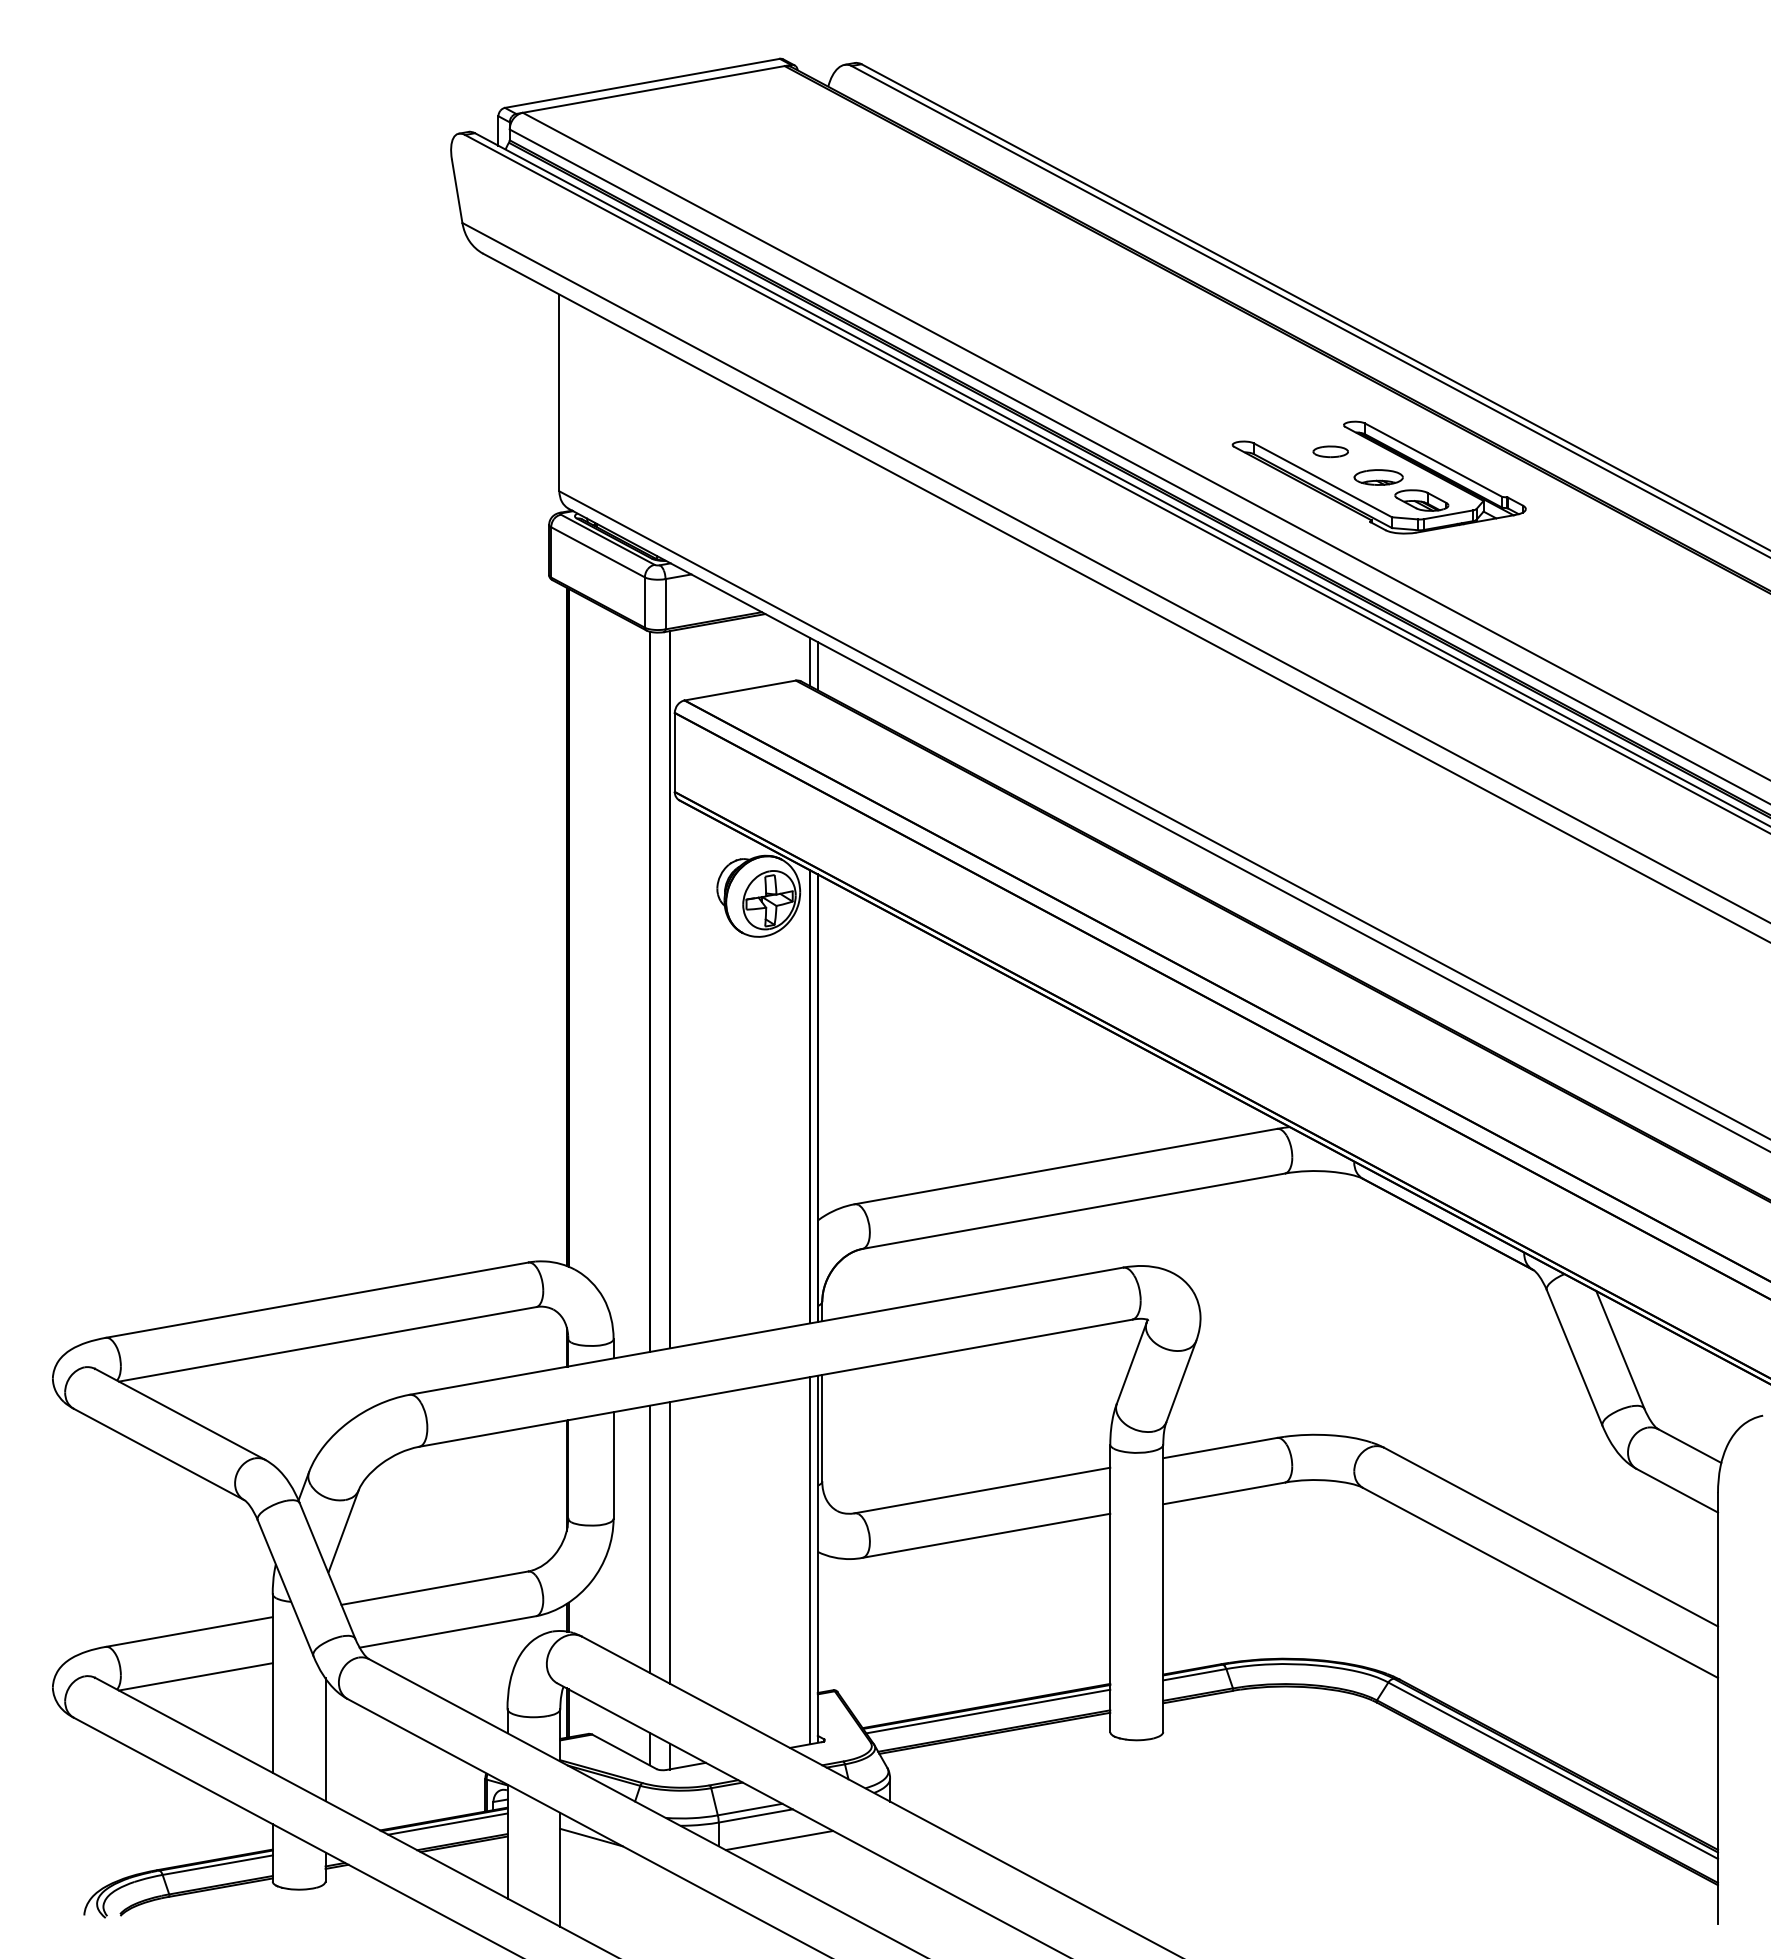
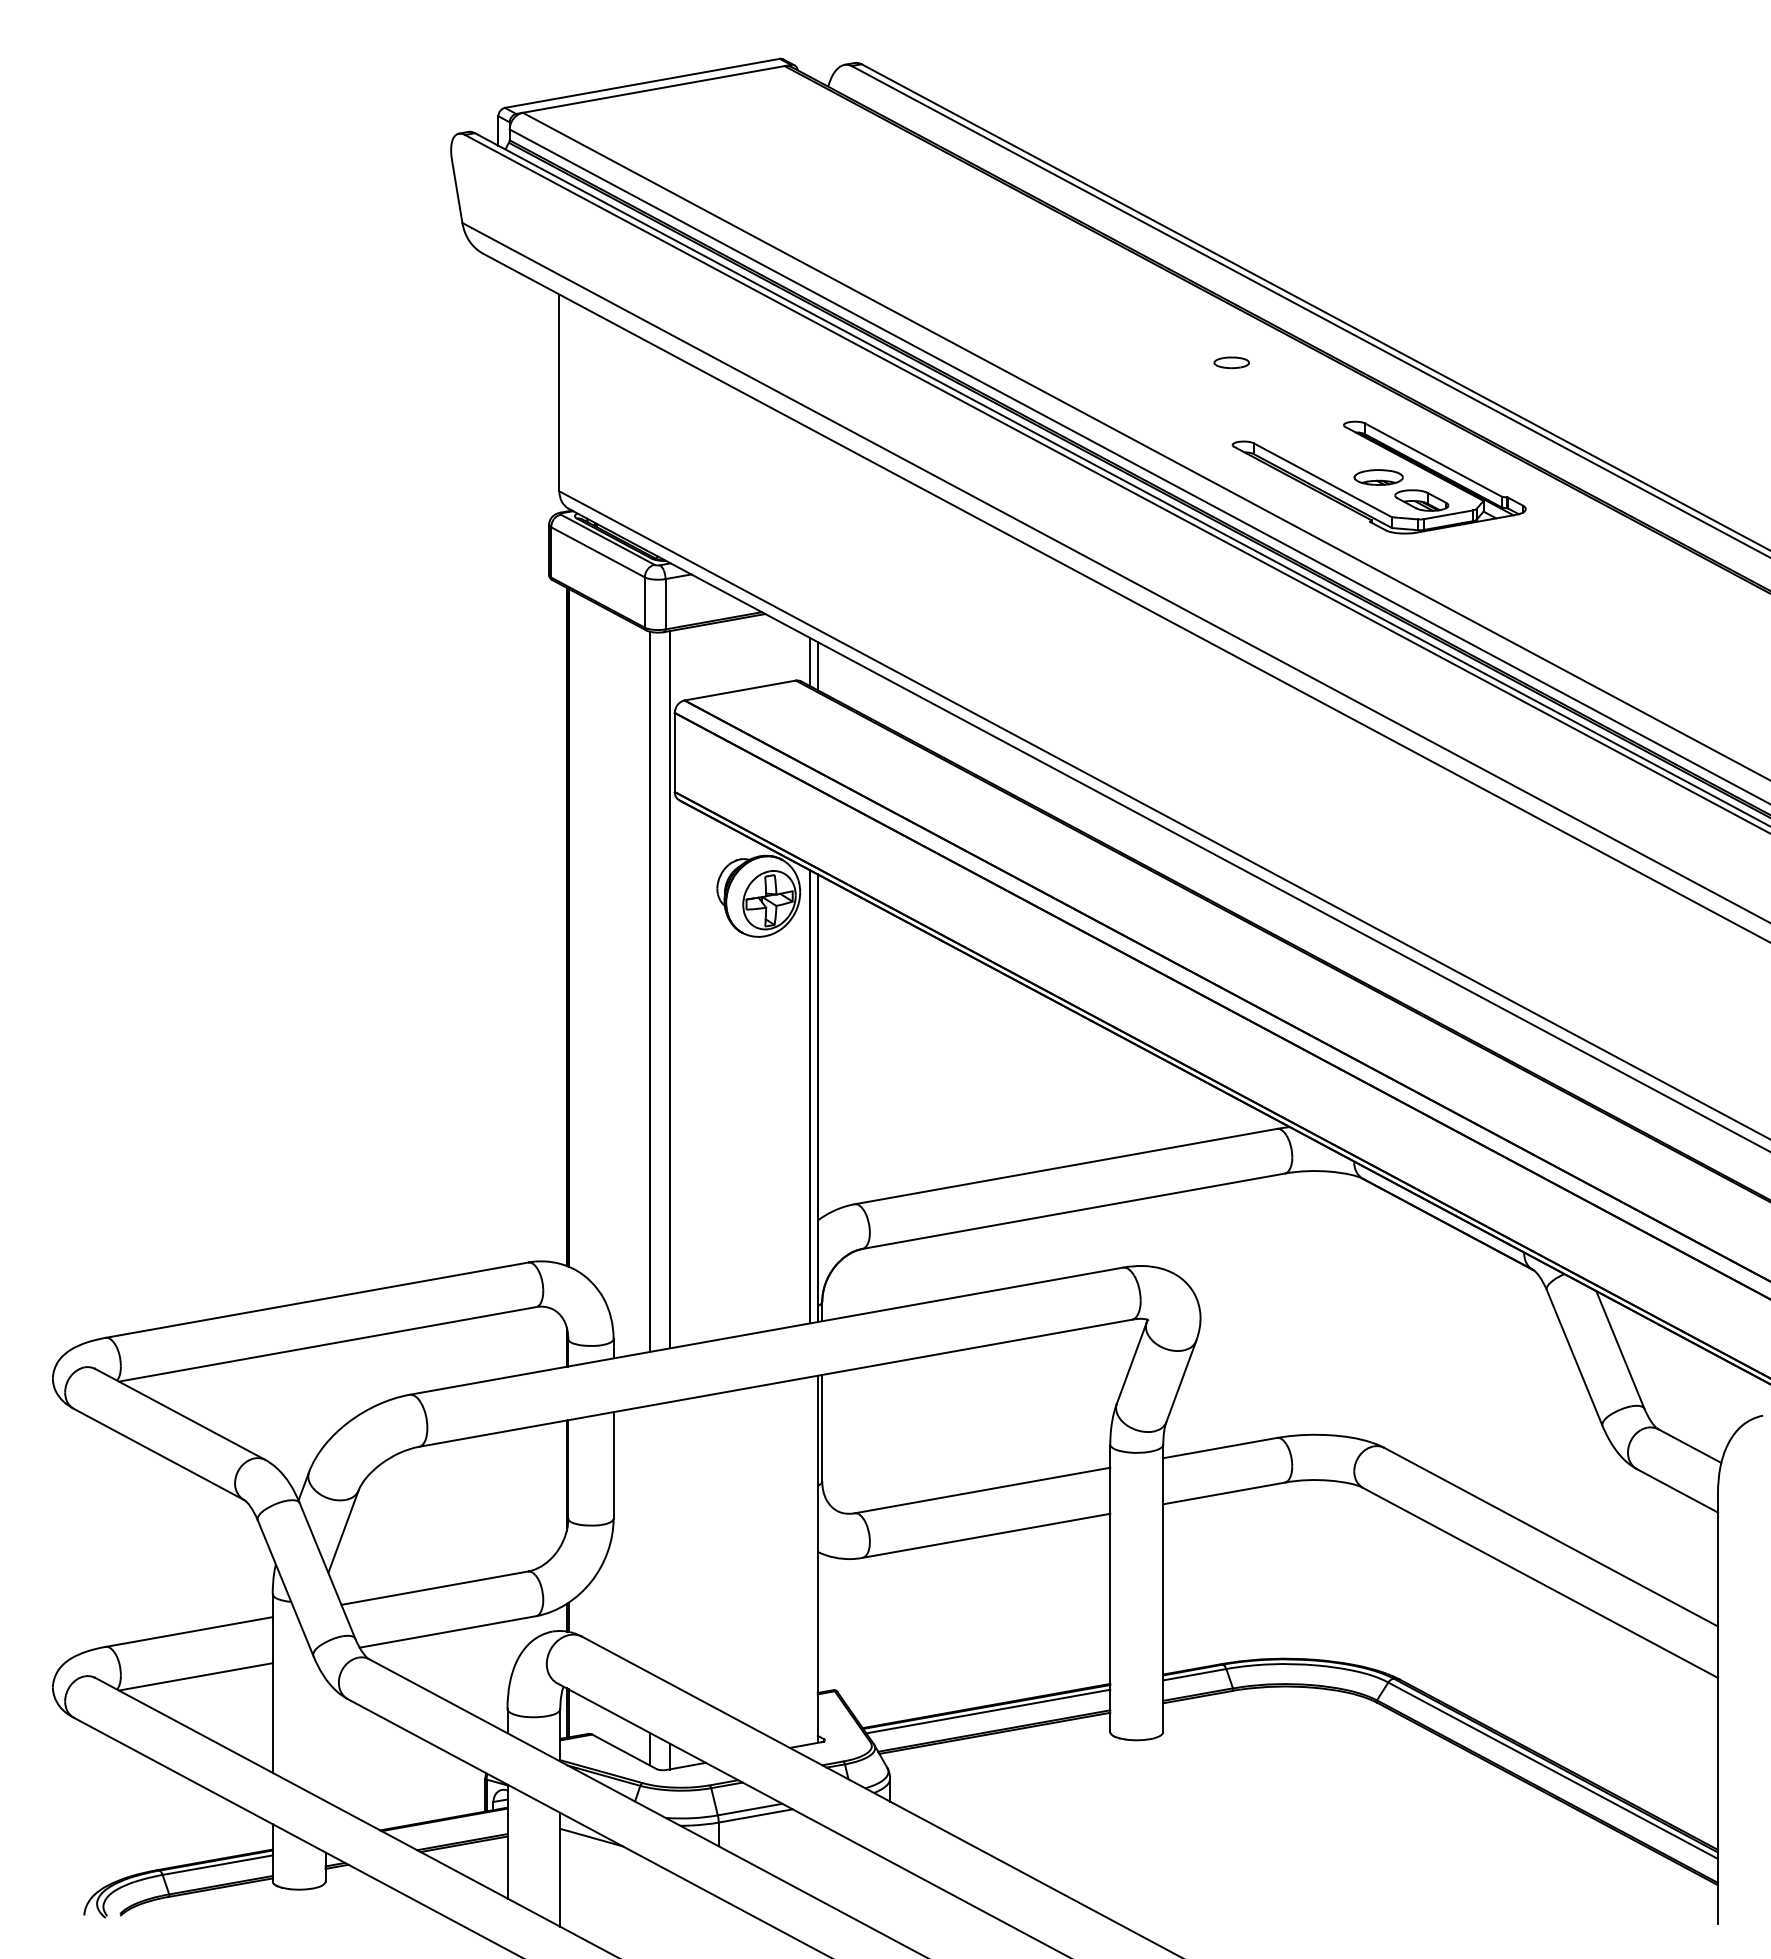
part position: (1330, 451) -> (1231, 362) (1231, 362)
line: present -> none (649, 1538)
line: present -> none (670, 1542)
line: present -> none (810, 1560)
line: present -> none (325, 1739)
line: present -> none (447, 1823)
line: present -> none (779, 1840)
